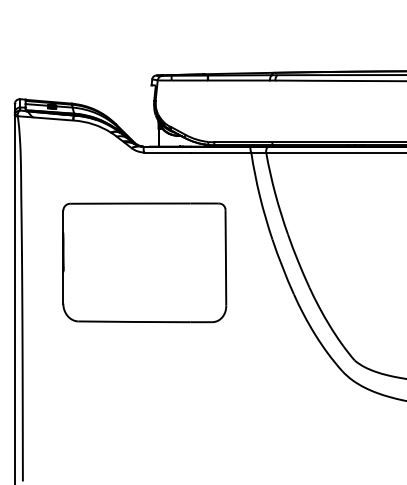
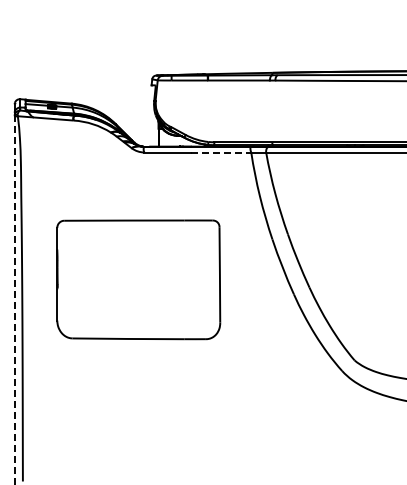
line: solid -> dashed (221, 152)
part position: (144, 262) -> (138, 279) (138, 279)
line: solid -> dashed (14, 299)
